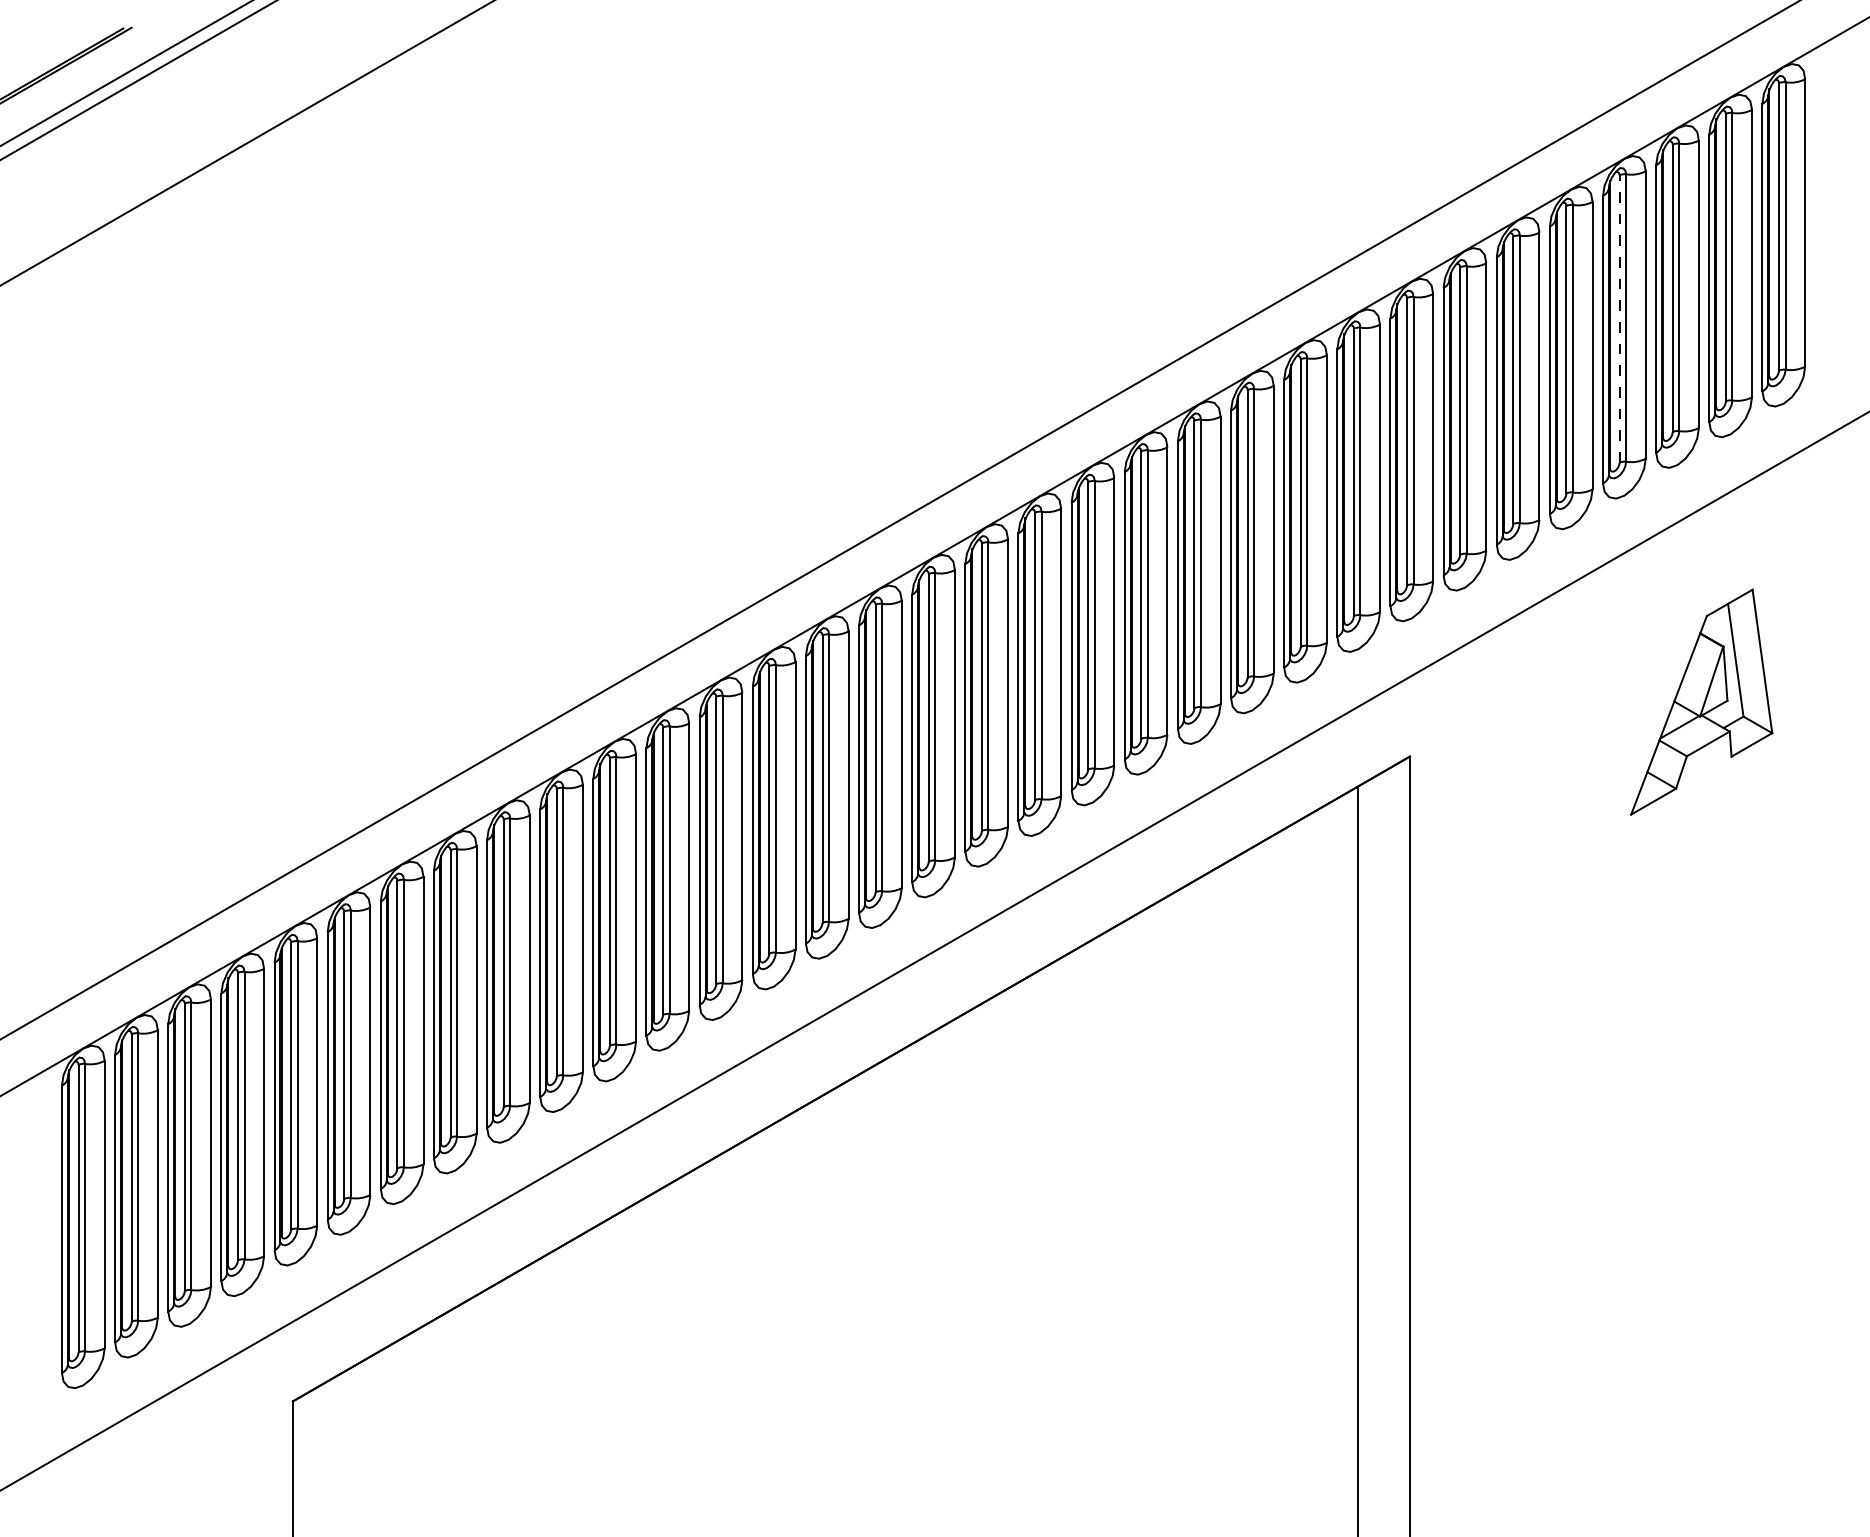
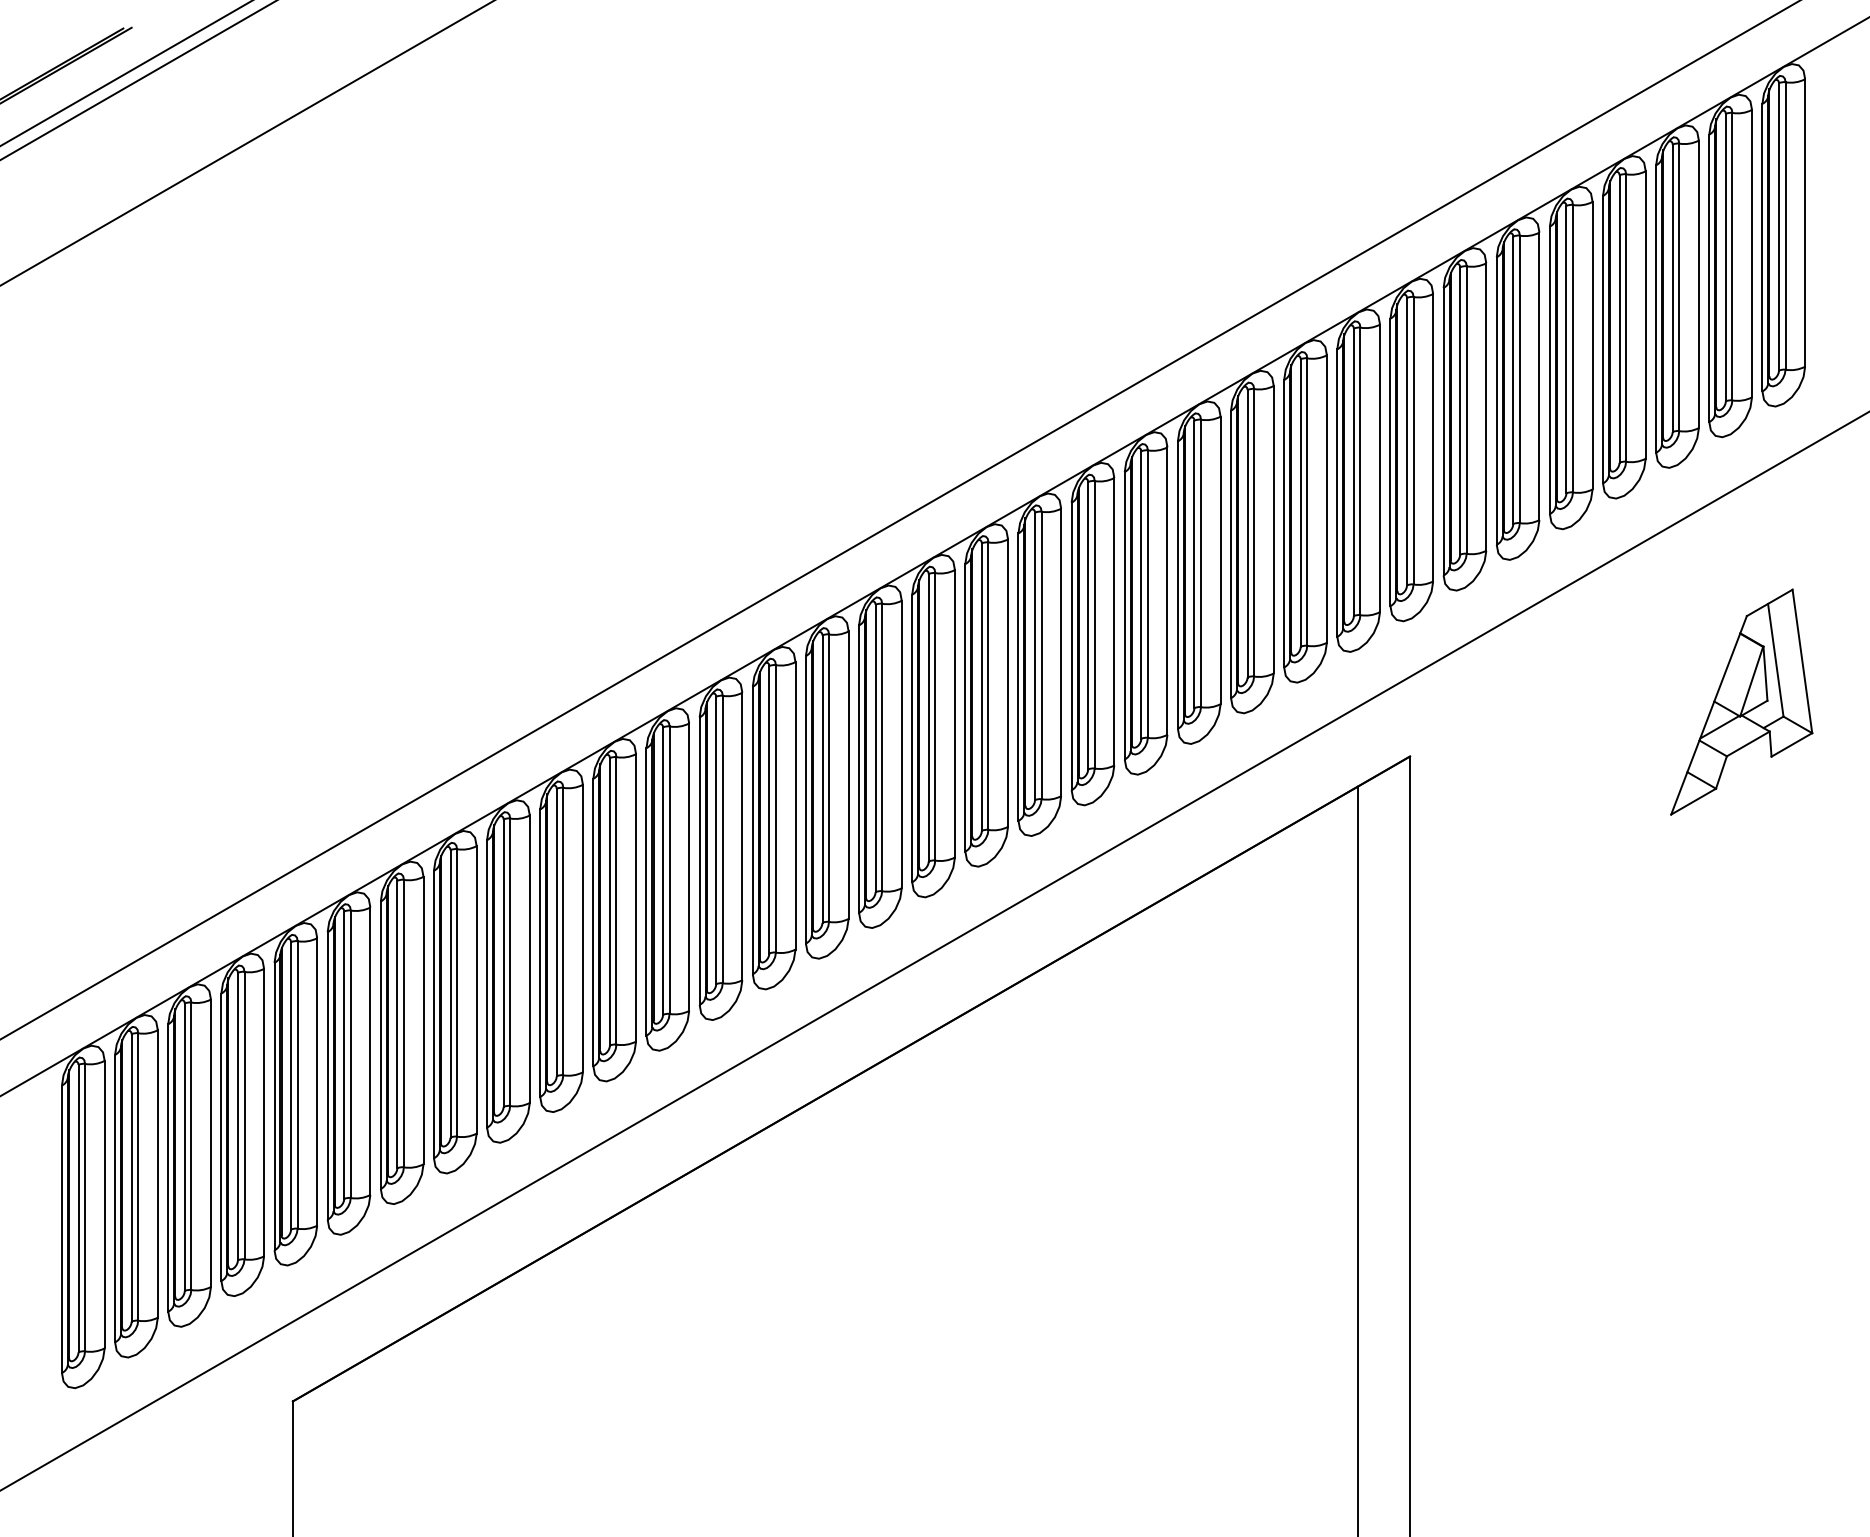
line: dashed -> solid (1619, 319)
part position: (1701, 701) -> (1741, 701) (1741, 701)
